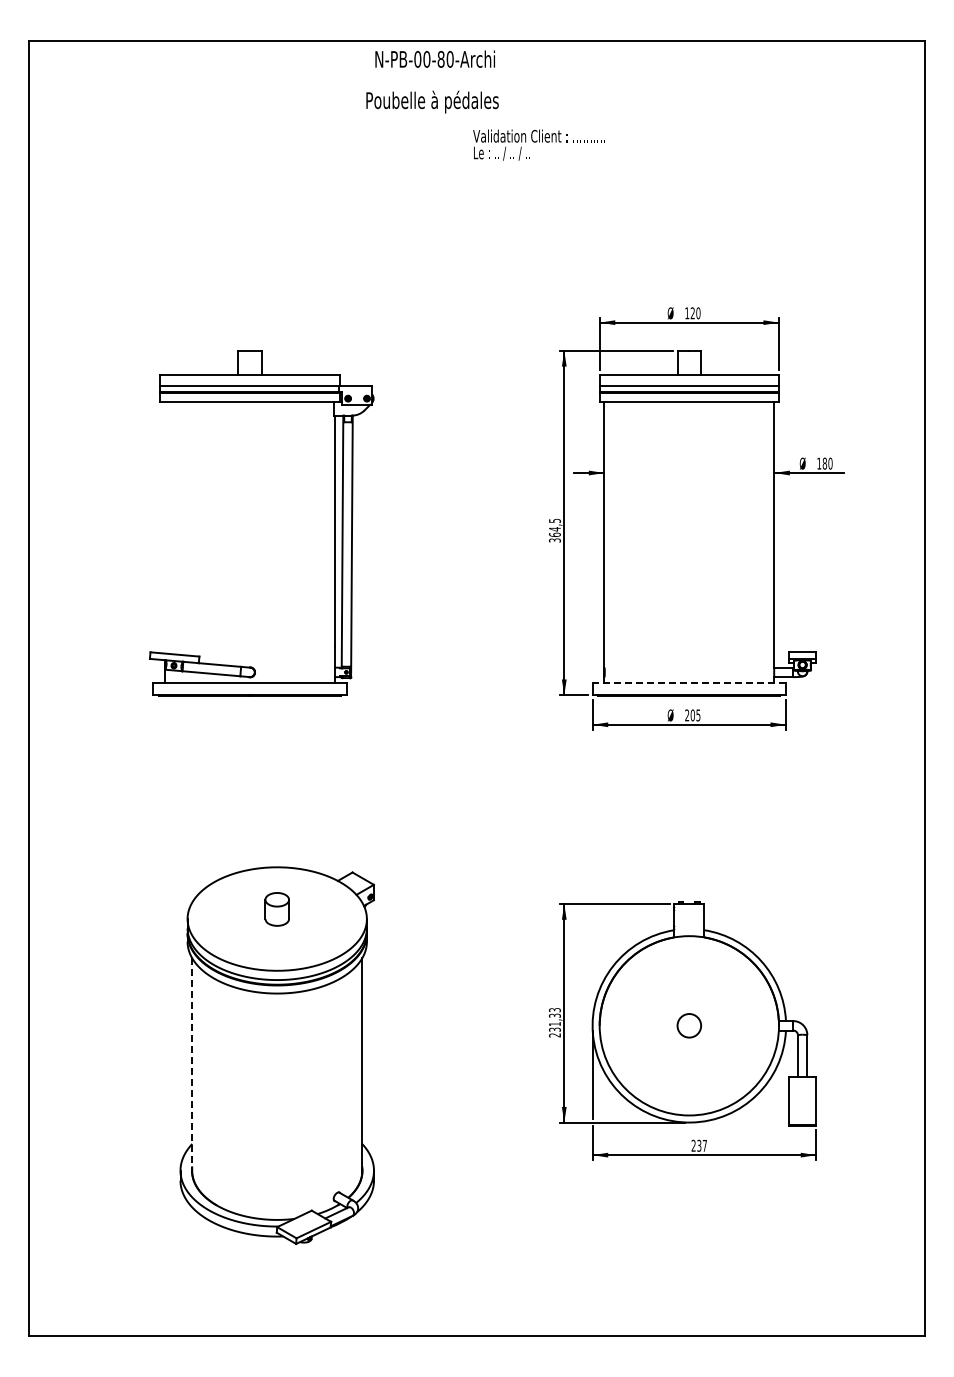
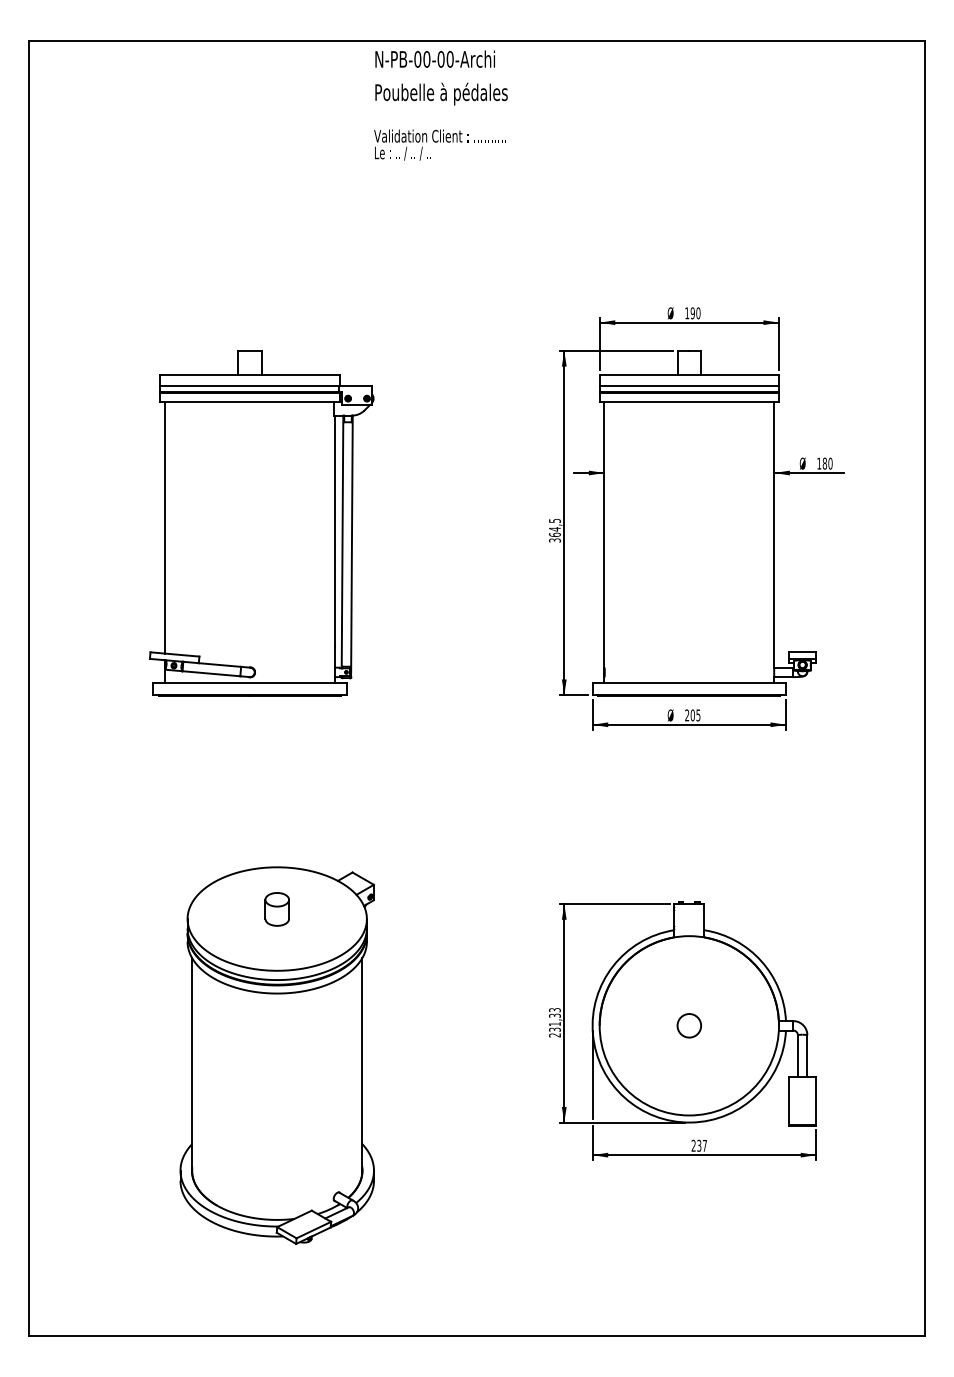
text: N-PB-00-80-Archi -> N-PB-00-00-Archi (440, 59)
text position: (432, 101) -> (441, 93) (441, 93)
text position: (538, 144) -> (439, 144) (439, 144)
text: 120 -> 190 (692, 313)
line: none -> present (165, 527)
line: dashed -> solid (689, 682)
line: dashed -> solid (192, 1066)
